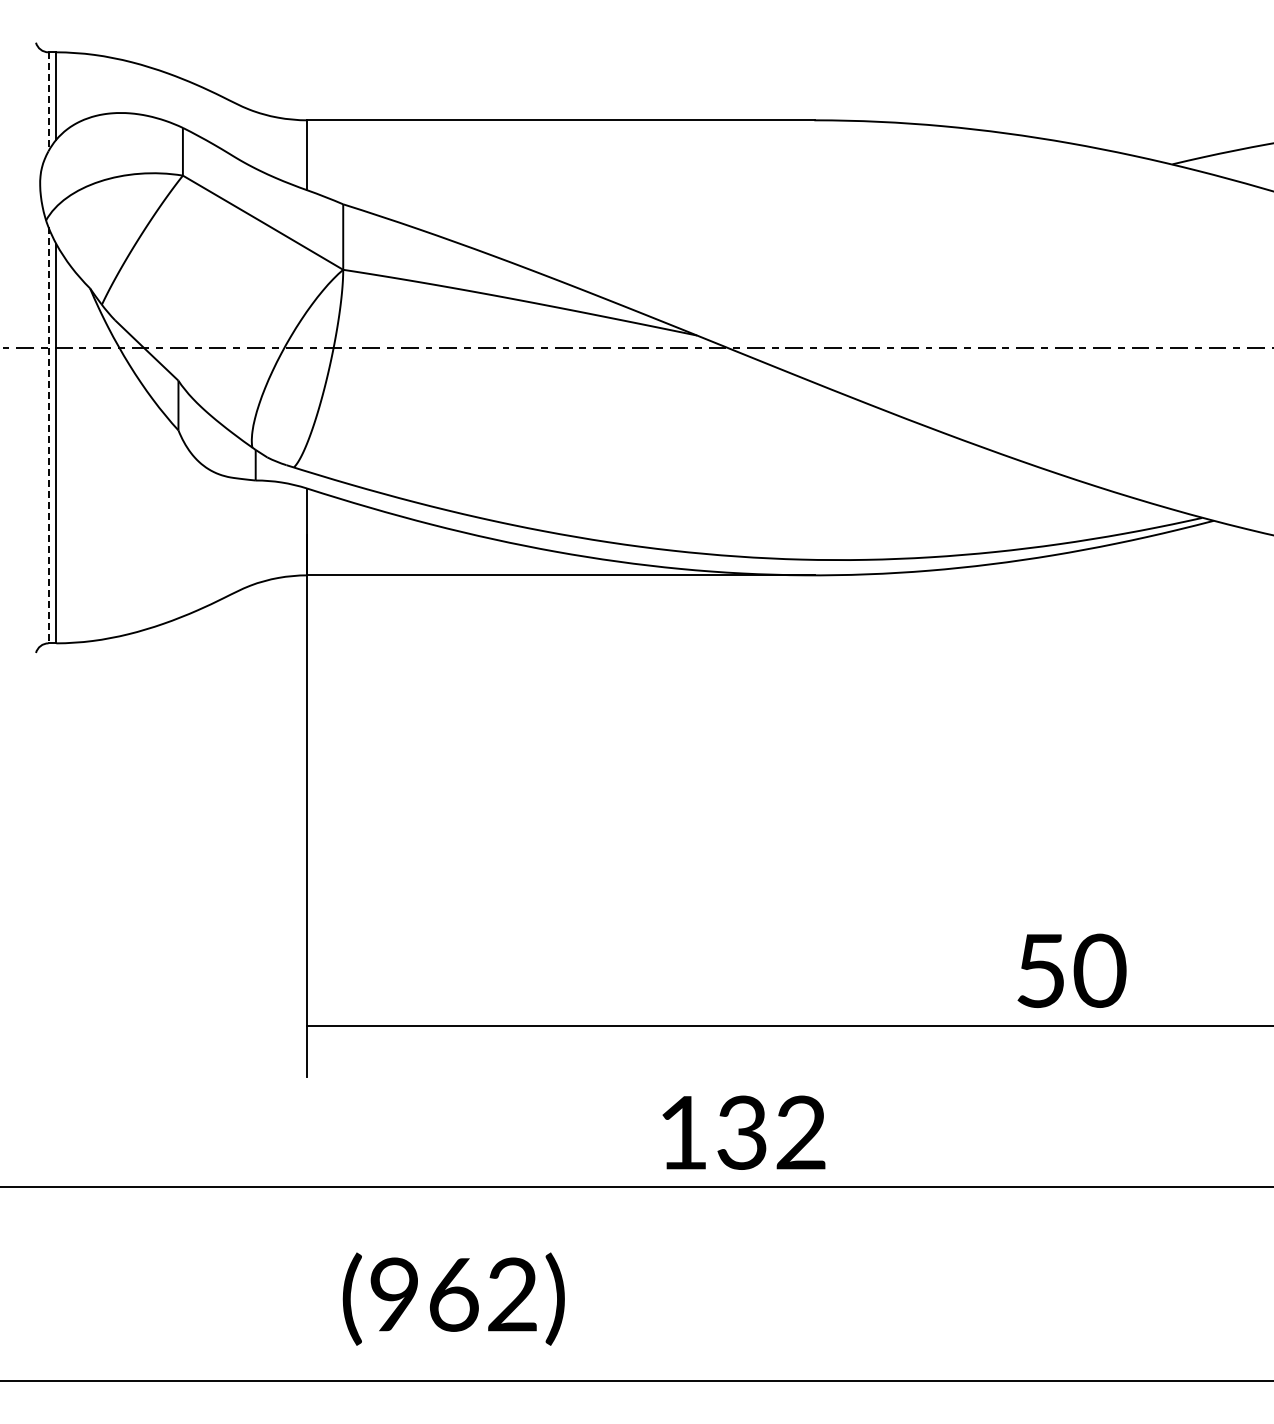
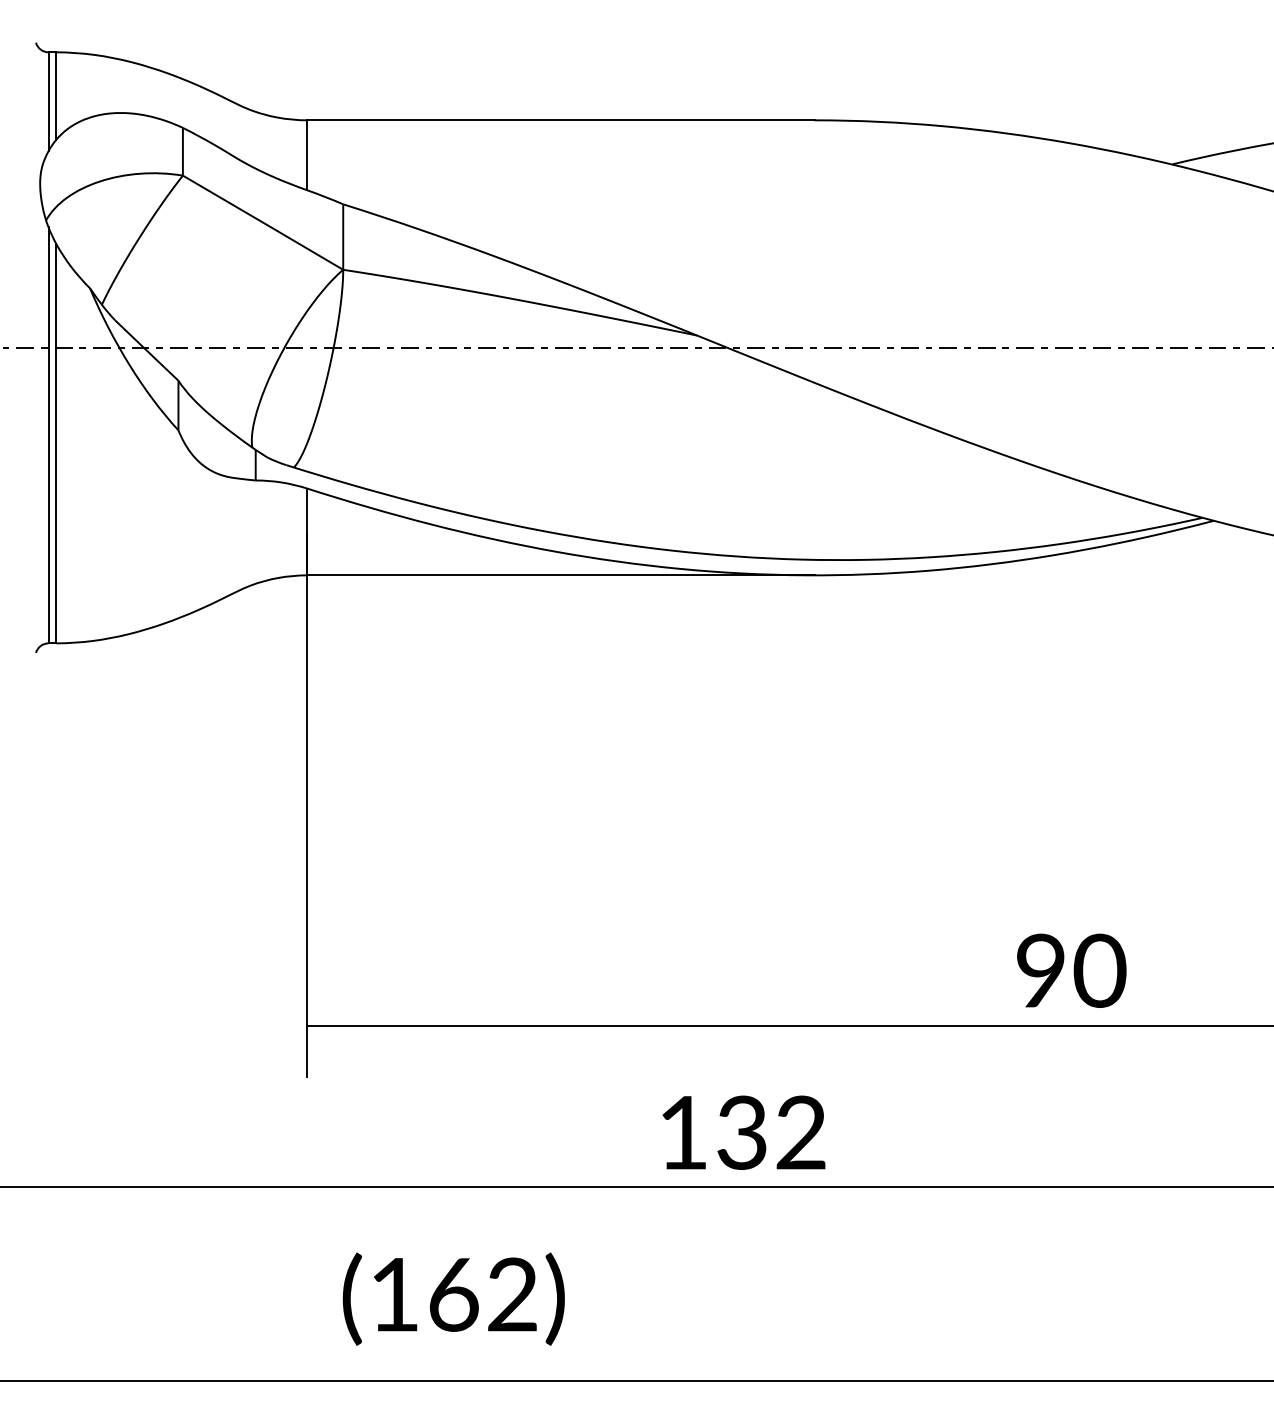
line: dashed -> solid (48, 102)
line: dashed -> solid (48, 435)
text: 50 -> 90 (1040, 970)
text: (962) -> (162) (393, 1294)
